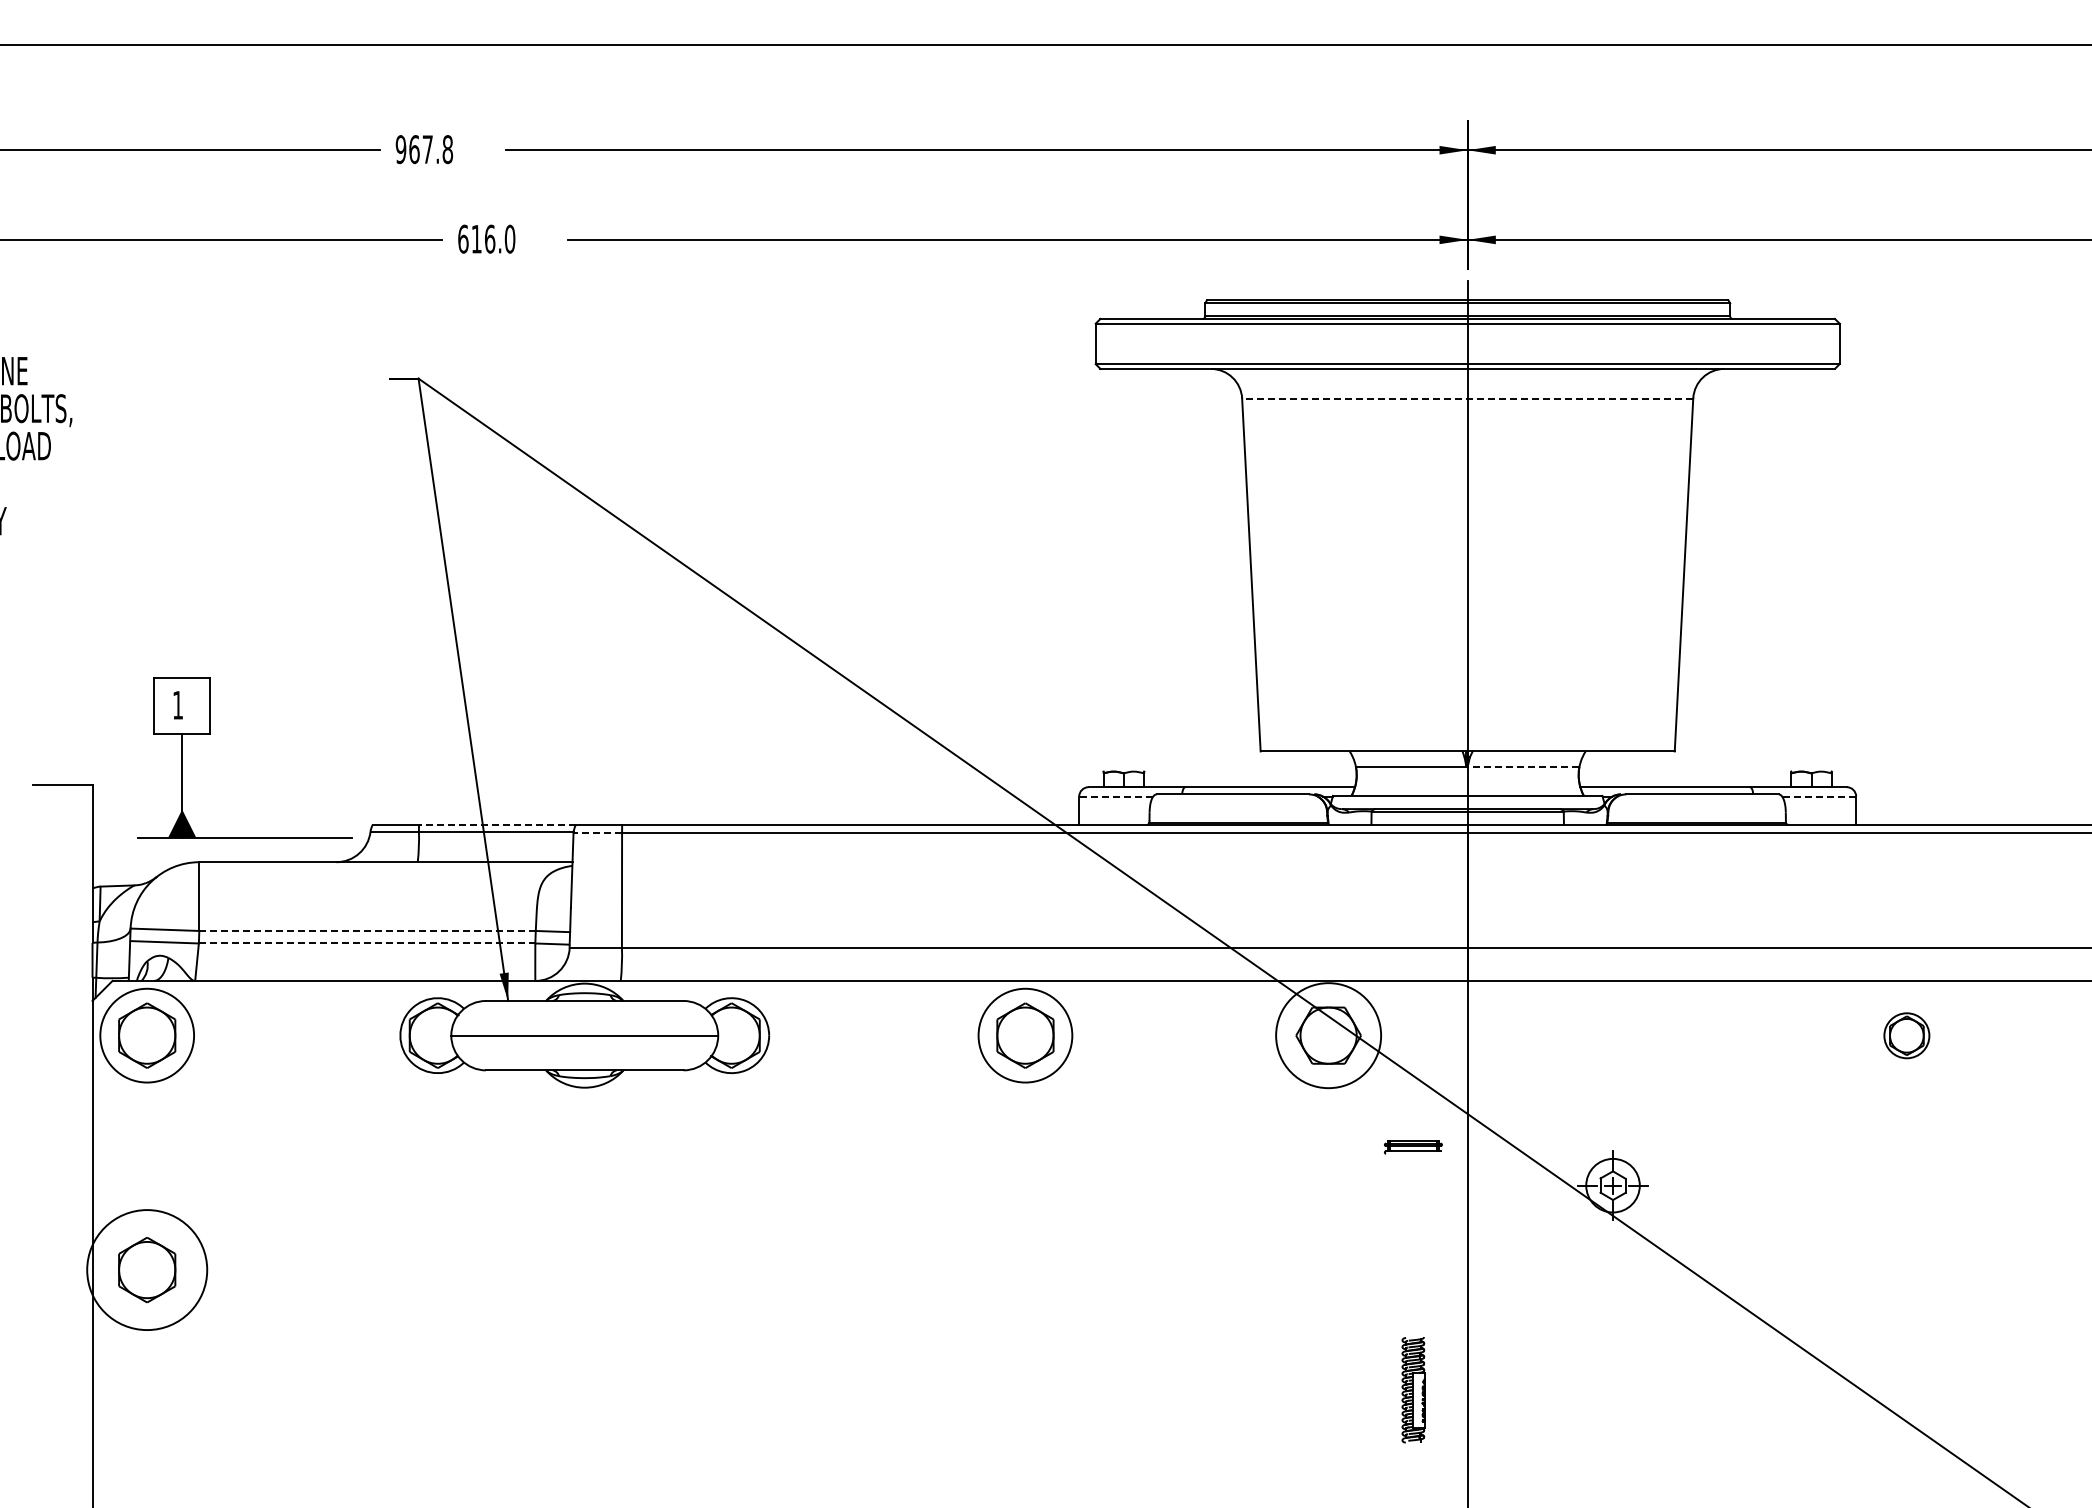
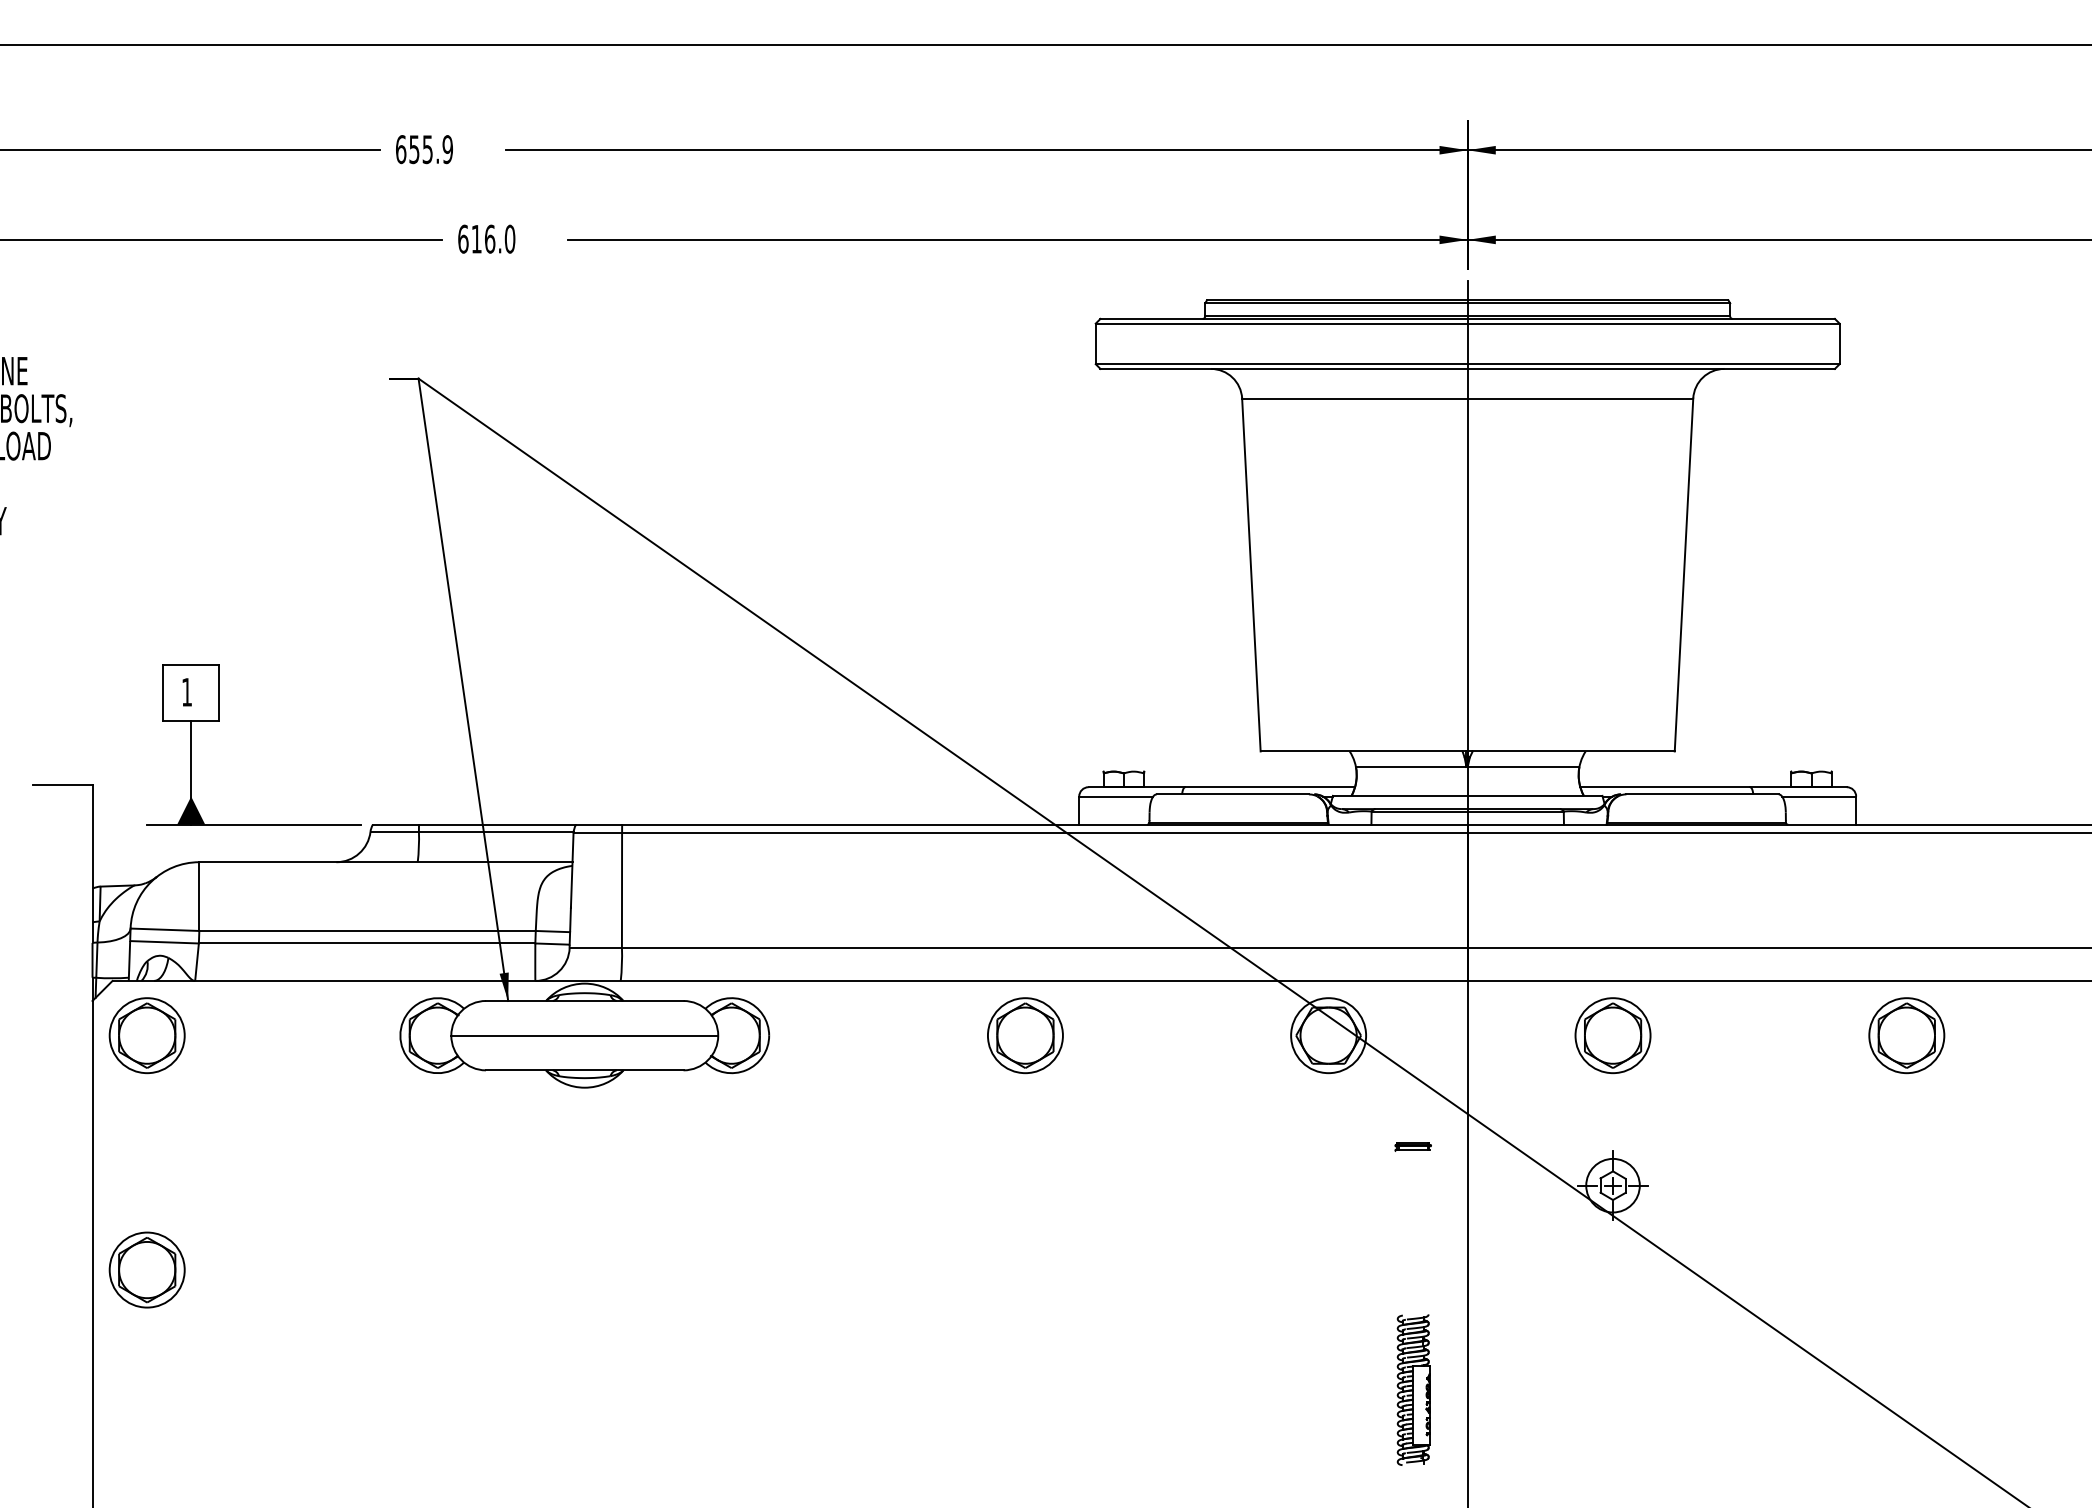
text: 967.8 -> 655.9 (424, 149)
line: dashed -> solid (1467, 398)
part position: (210, 734) -> (219, 721) (219, 721)
line: dashed -> solid (1523, 767)
line: dashed -> solid (1116, 796)
line: dashed -> solid (1818, 796)
line: dashed -> solid (497, 824)
line: dashed -> solid (597, 833)
line: dashed -> solid (367, 930)
line: dashed -> solid (367, 943)
circle diameter: 94 px -> 75 px (146, 1035)
circle diameter: 94 px -> 75 px (1024, 1035)
circle diameter: 105 px -> 75 px (1328, 1035)
part: none -> present (1612, 1035)
part size: 48x48 px -> 78x78 px (1906, 1035)
part size: 59x15 px -> 38x10 px (1412, 1146)
circle diameter: 120 px -> 75 px (146, 1269)
part size: 25x107 px -> 35x152 px (1413, 1389)
